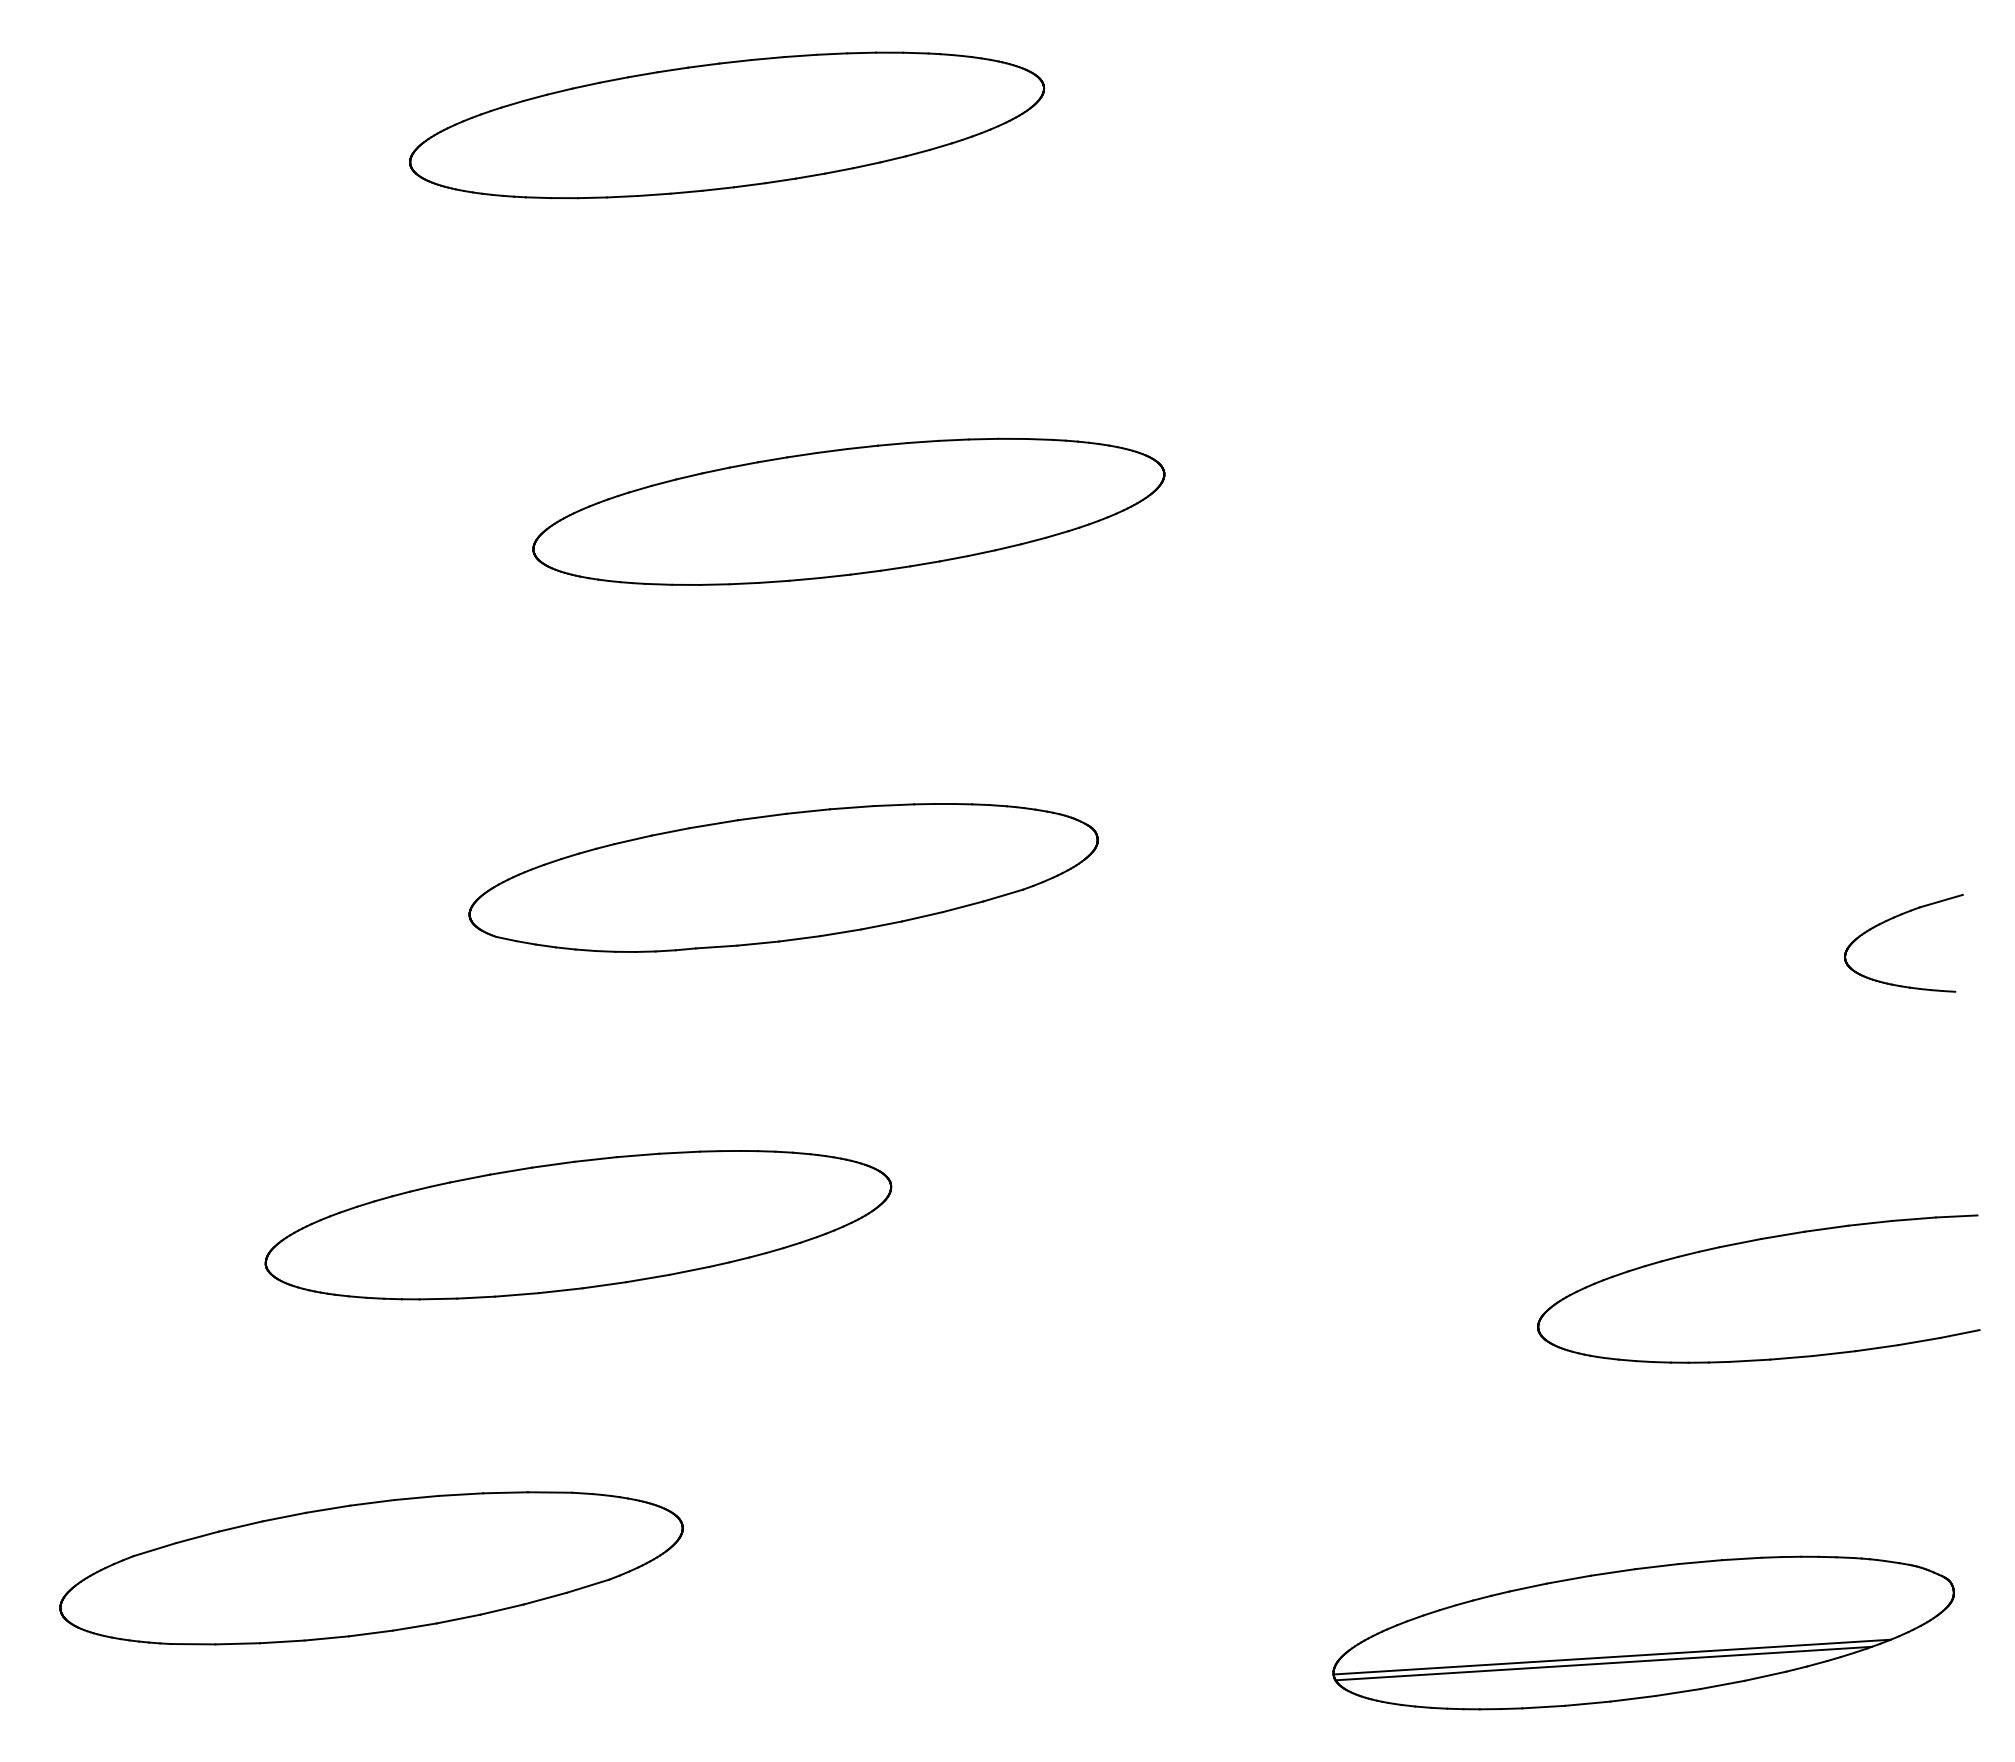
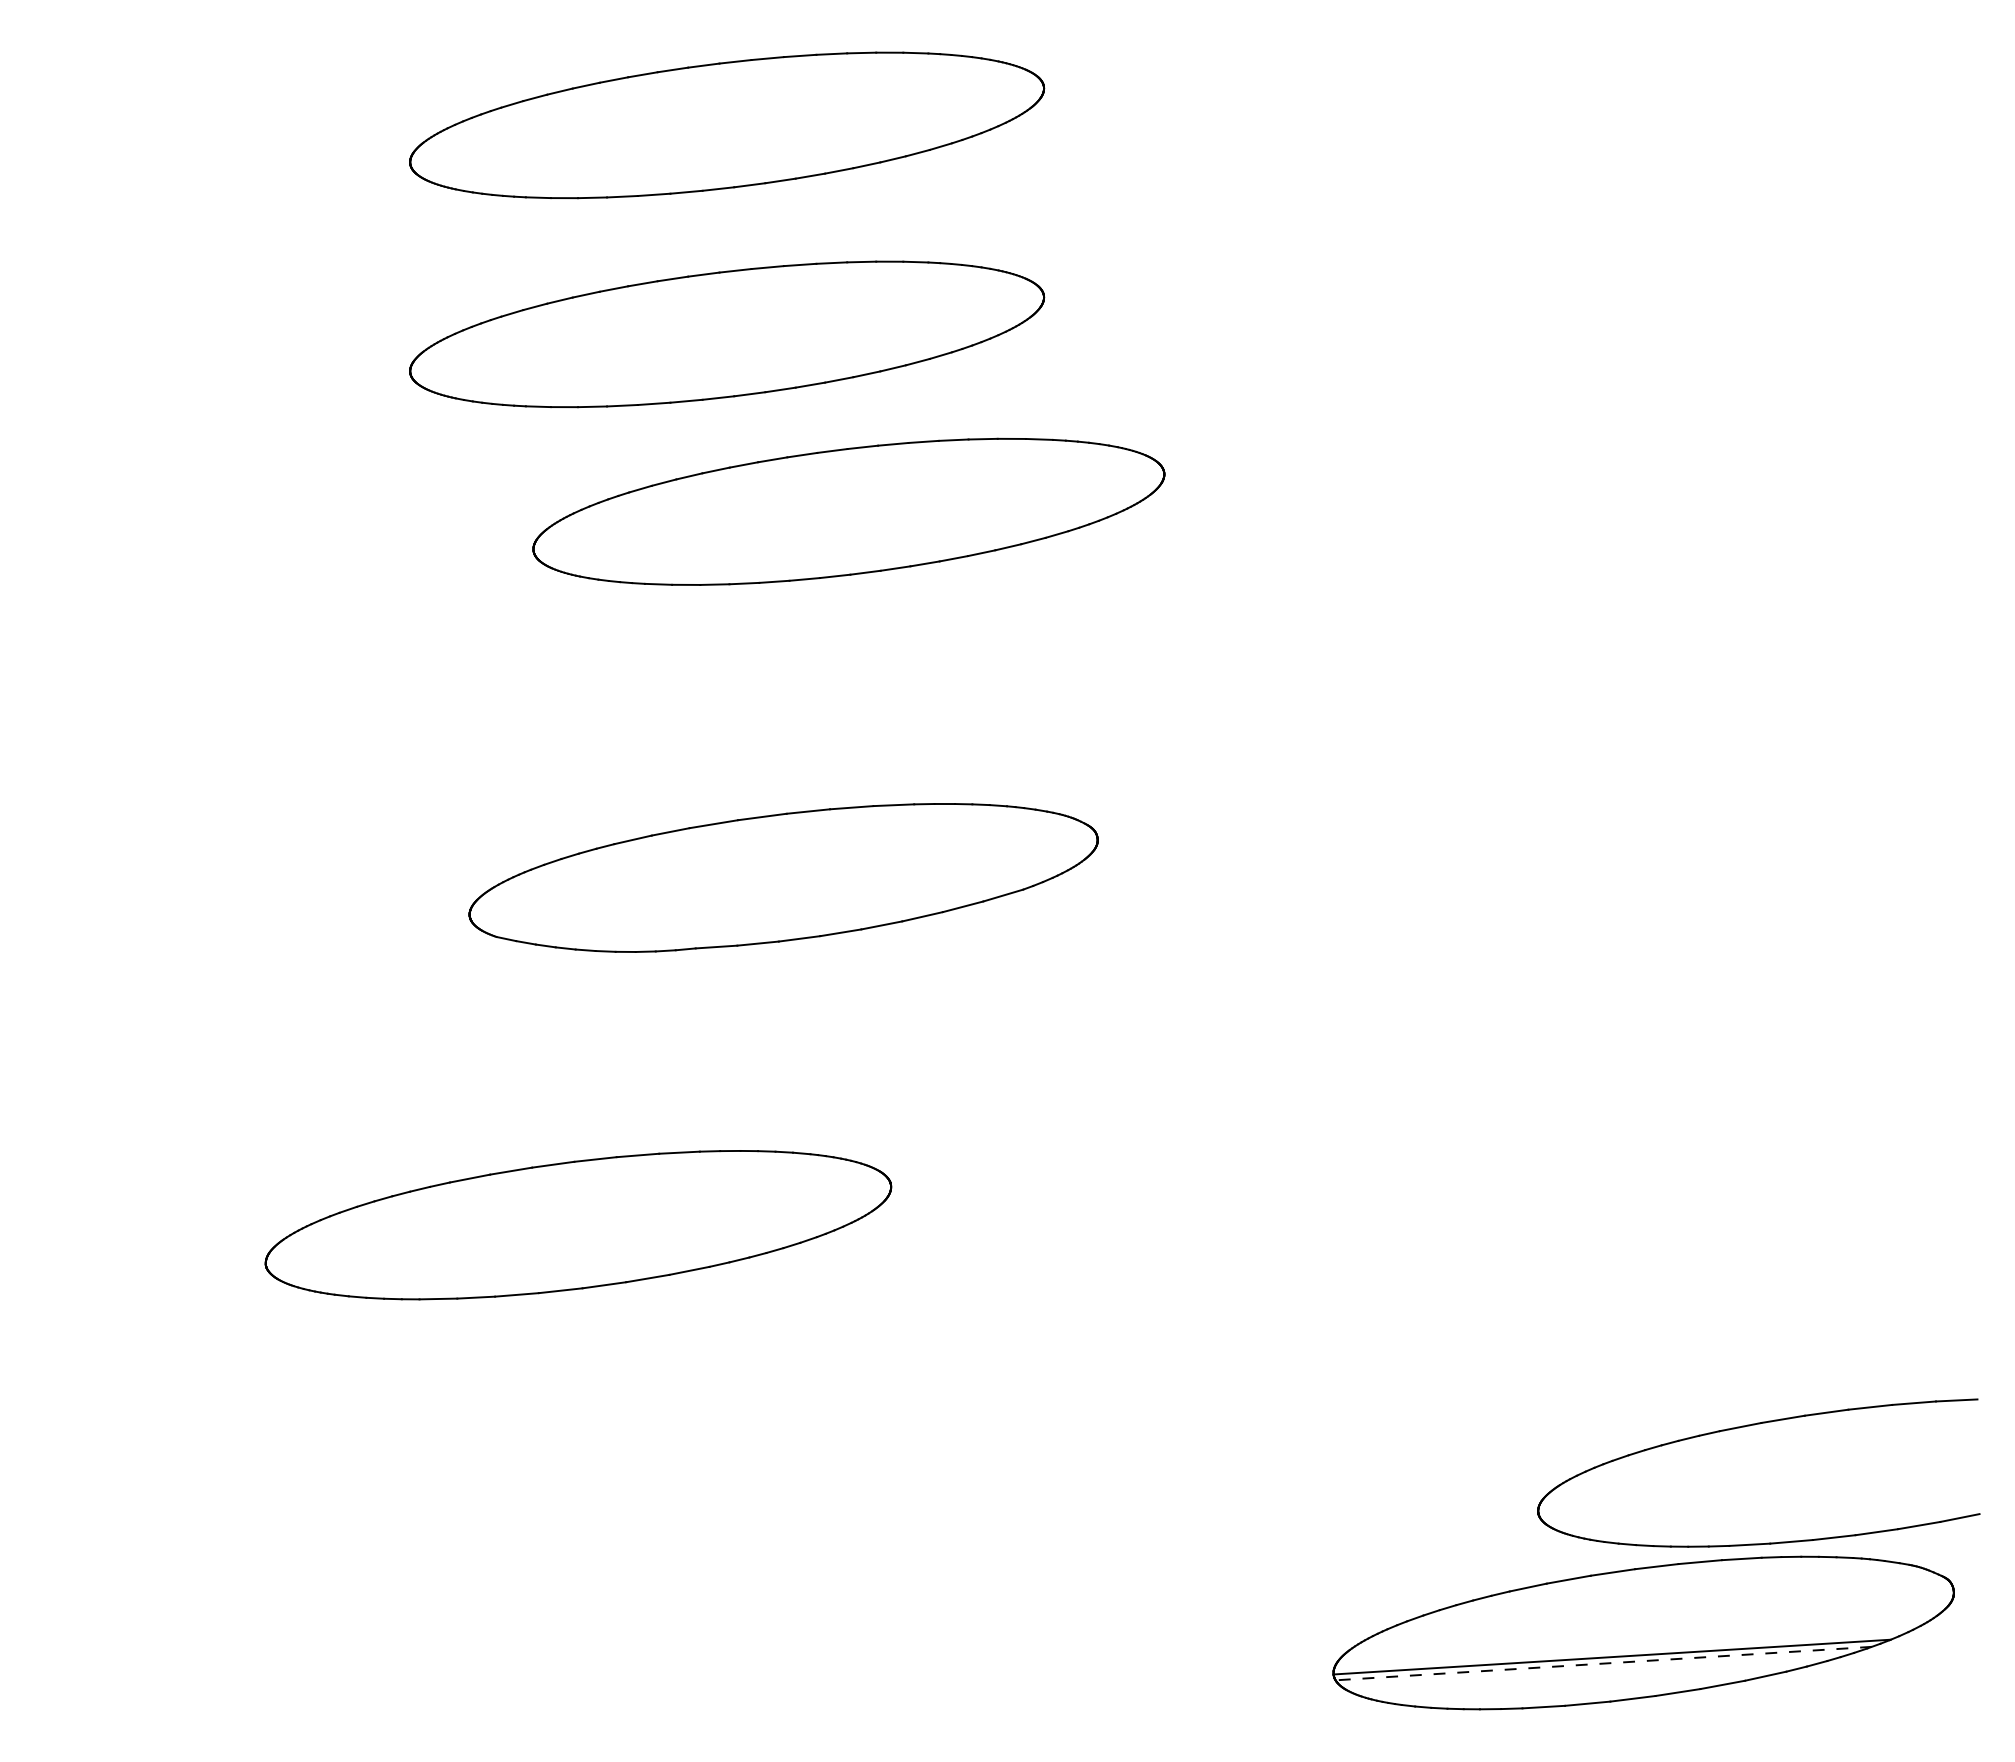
part: none -> present (727, 334)
part: present -> none (1892, 919)
part position: (1749, 1242) -> (1749, 1426) (1749, 1426)
part: present -> none (371, 1568)
line: solid -> dashed (1603, 1663)
